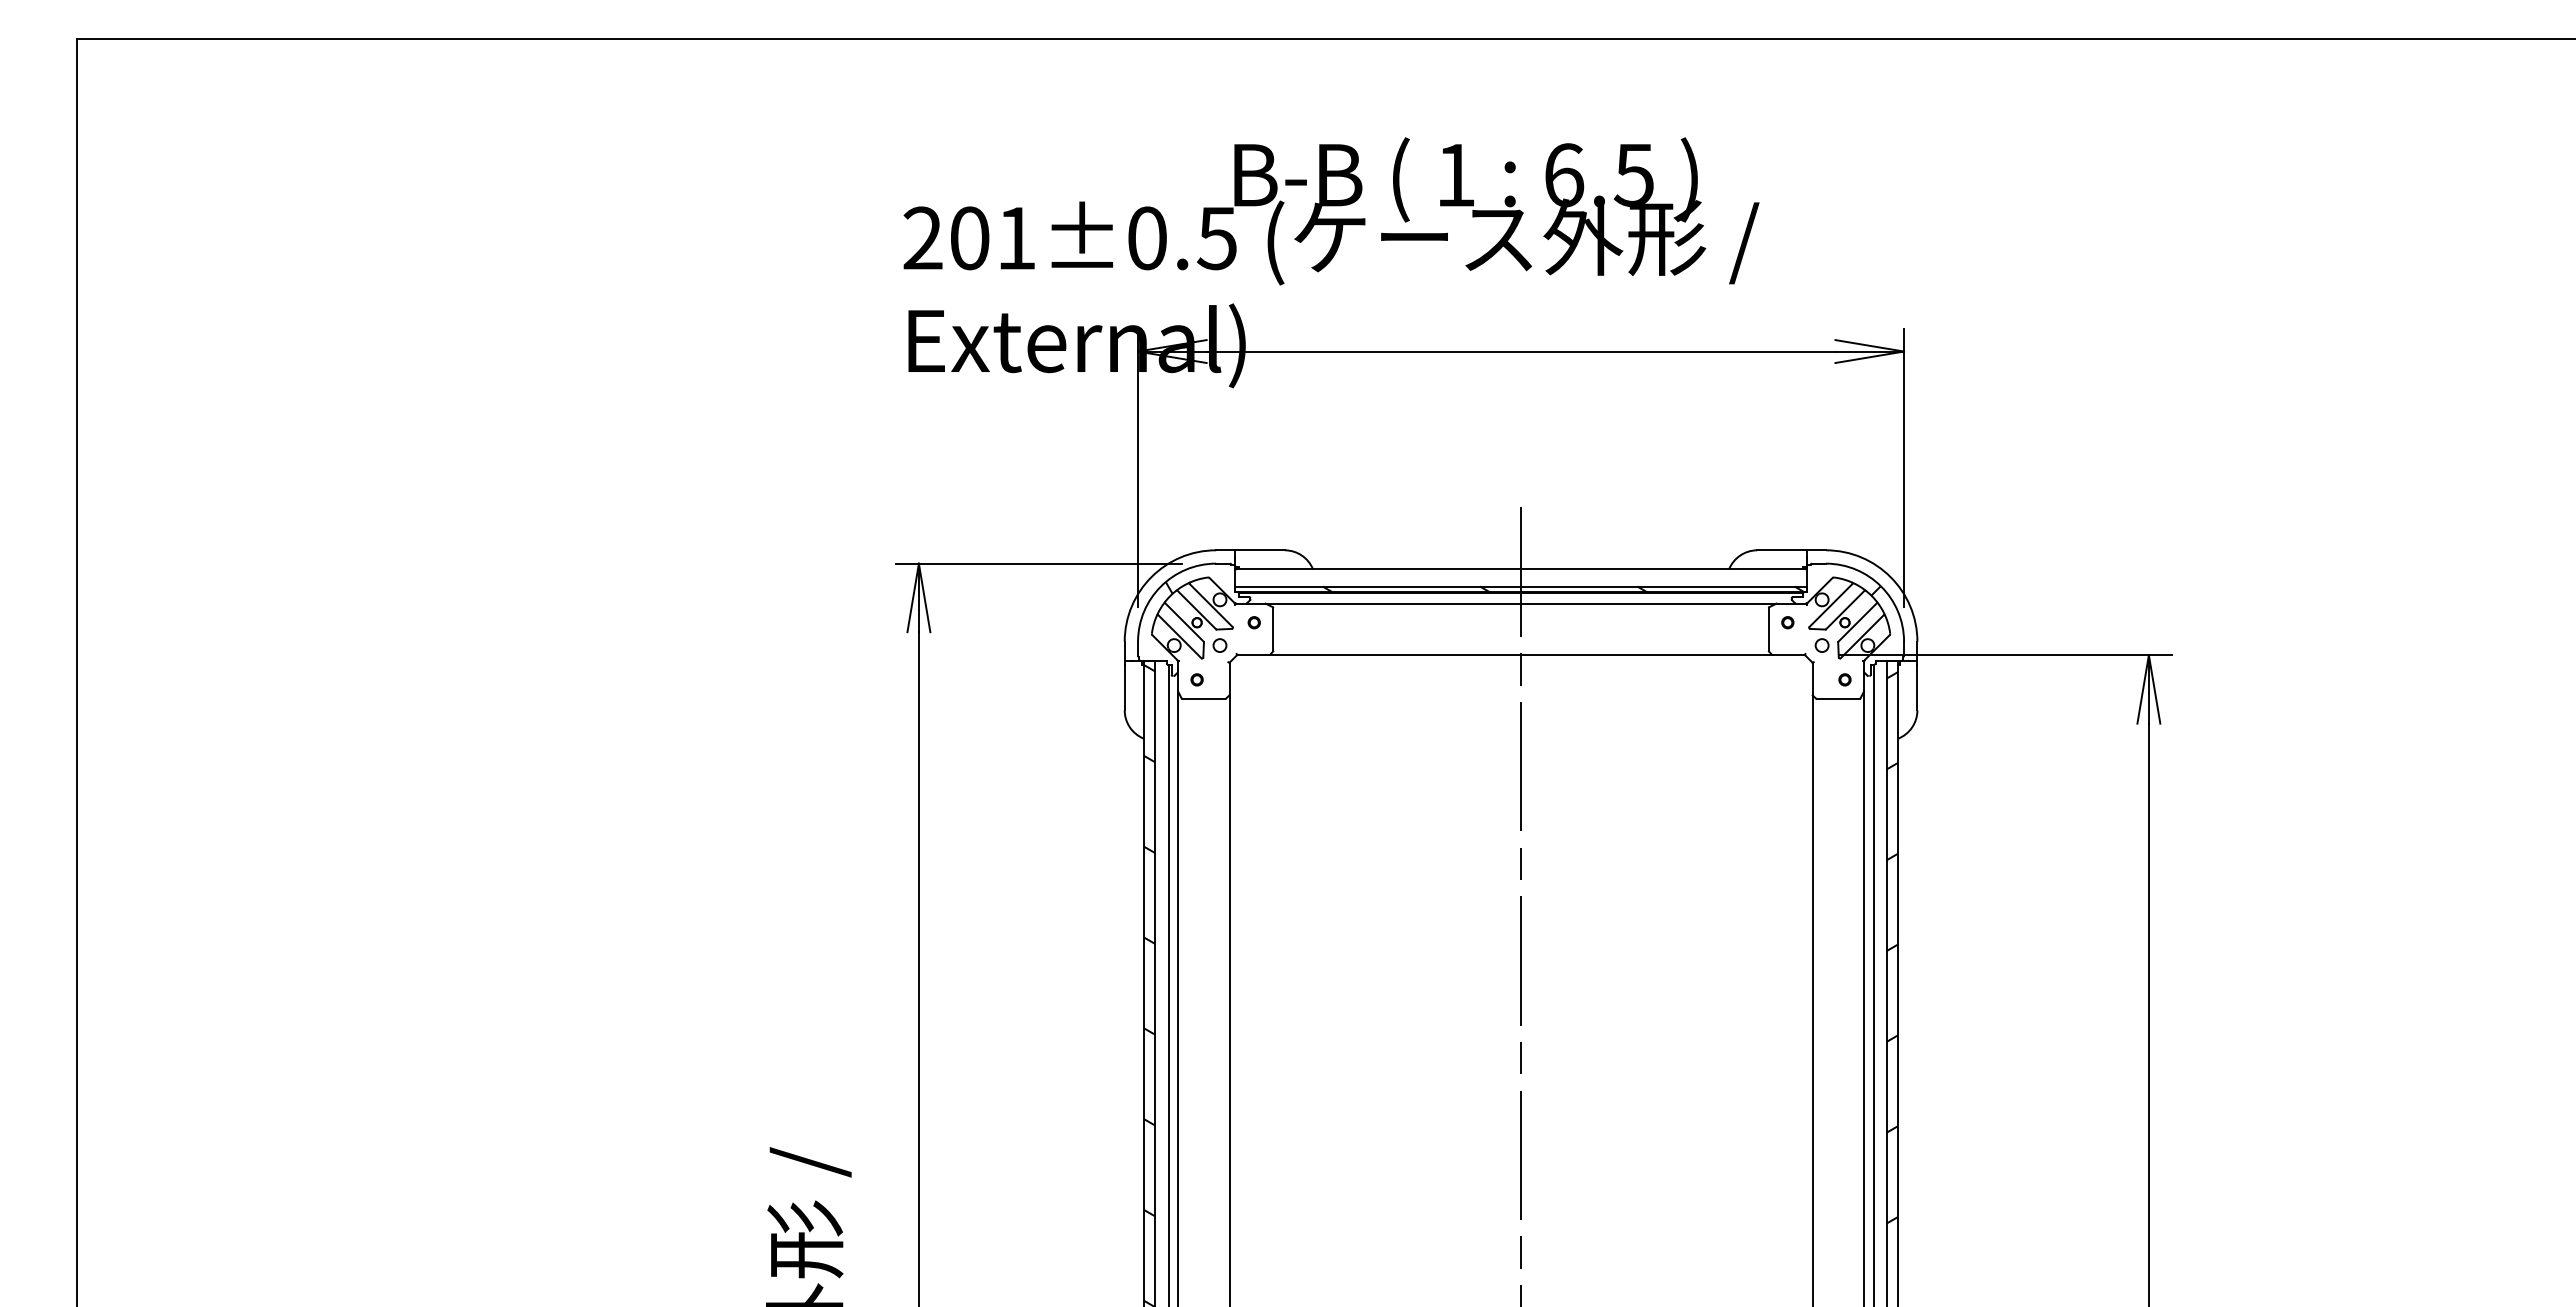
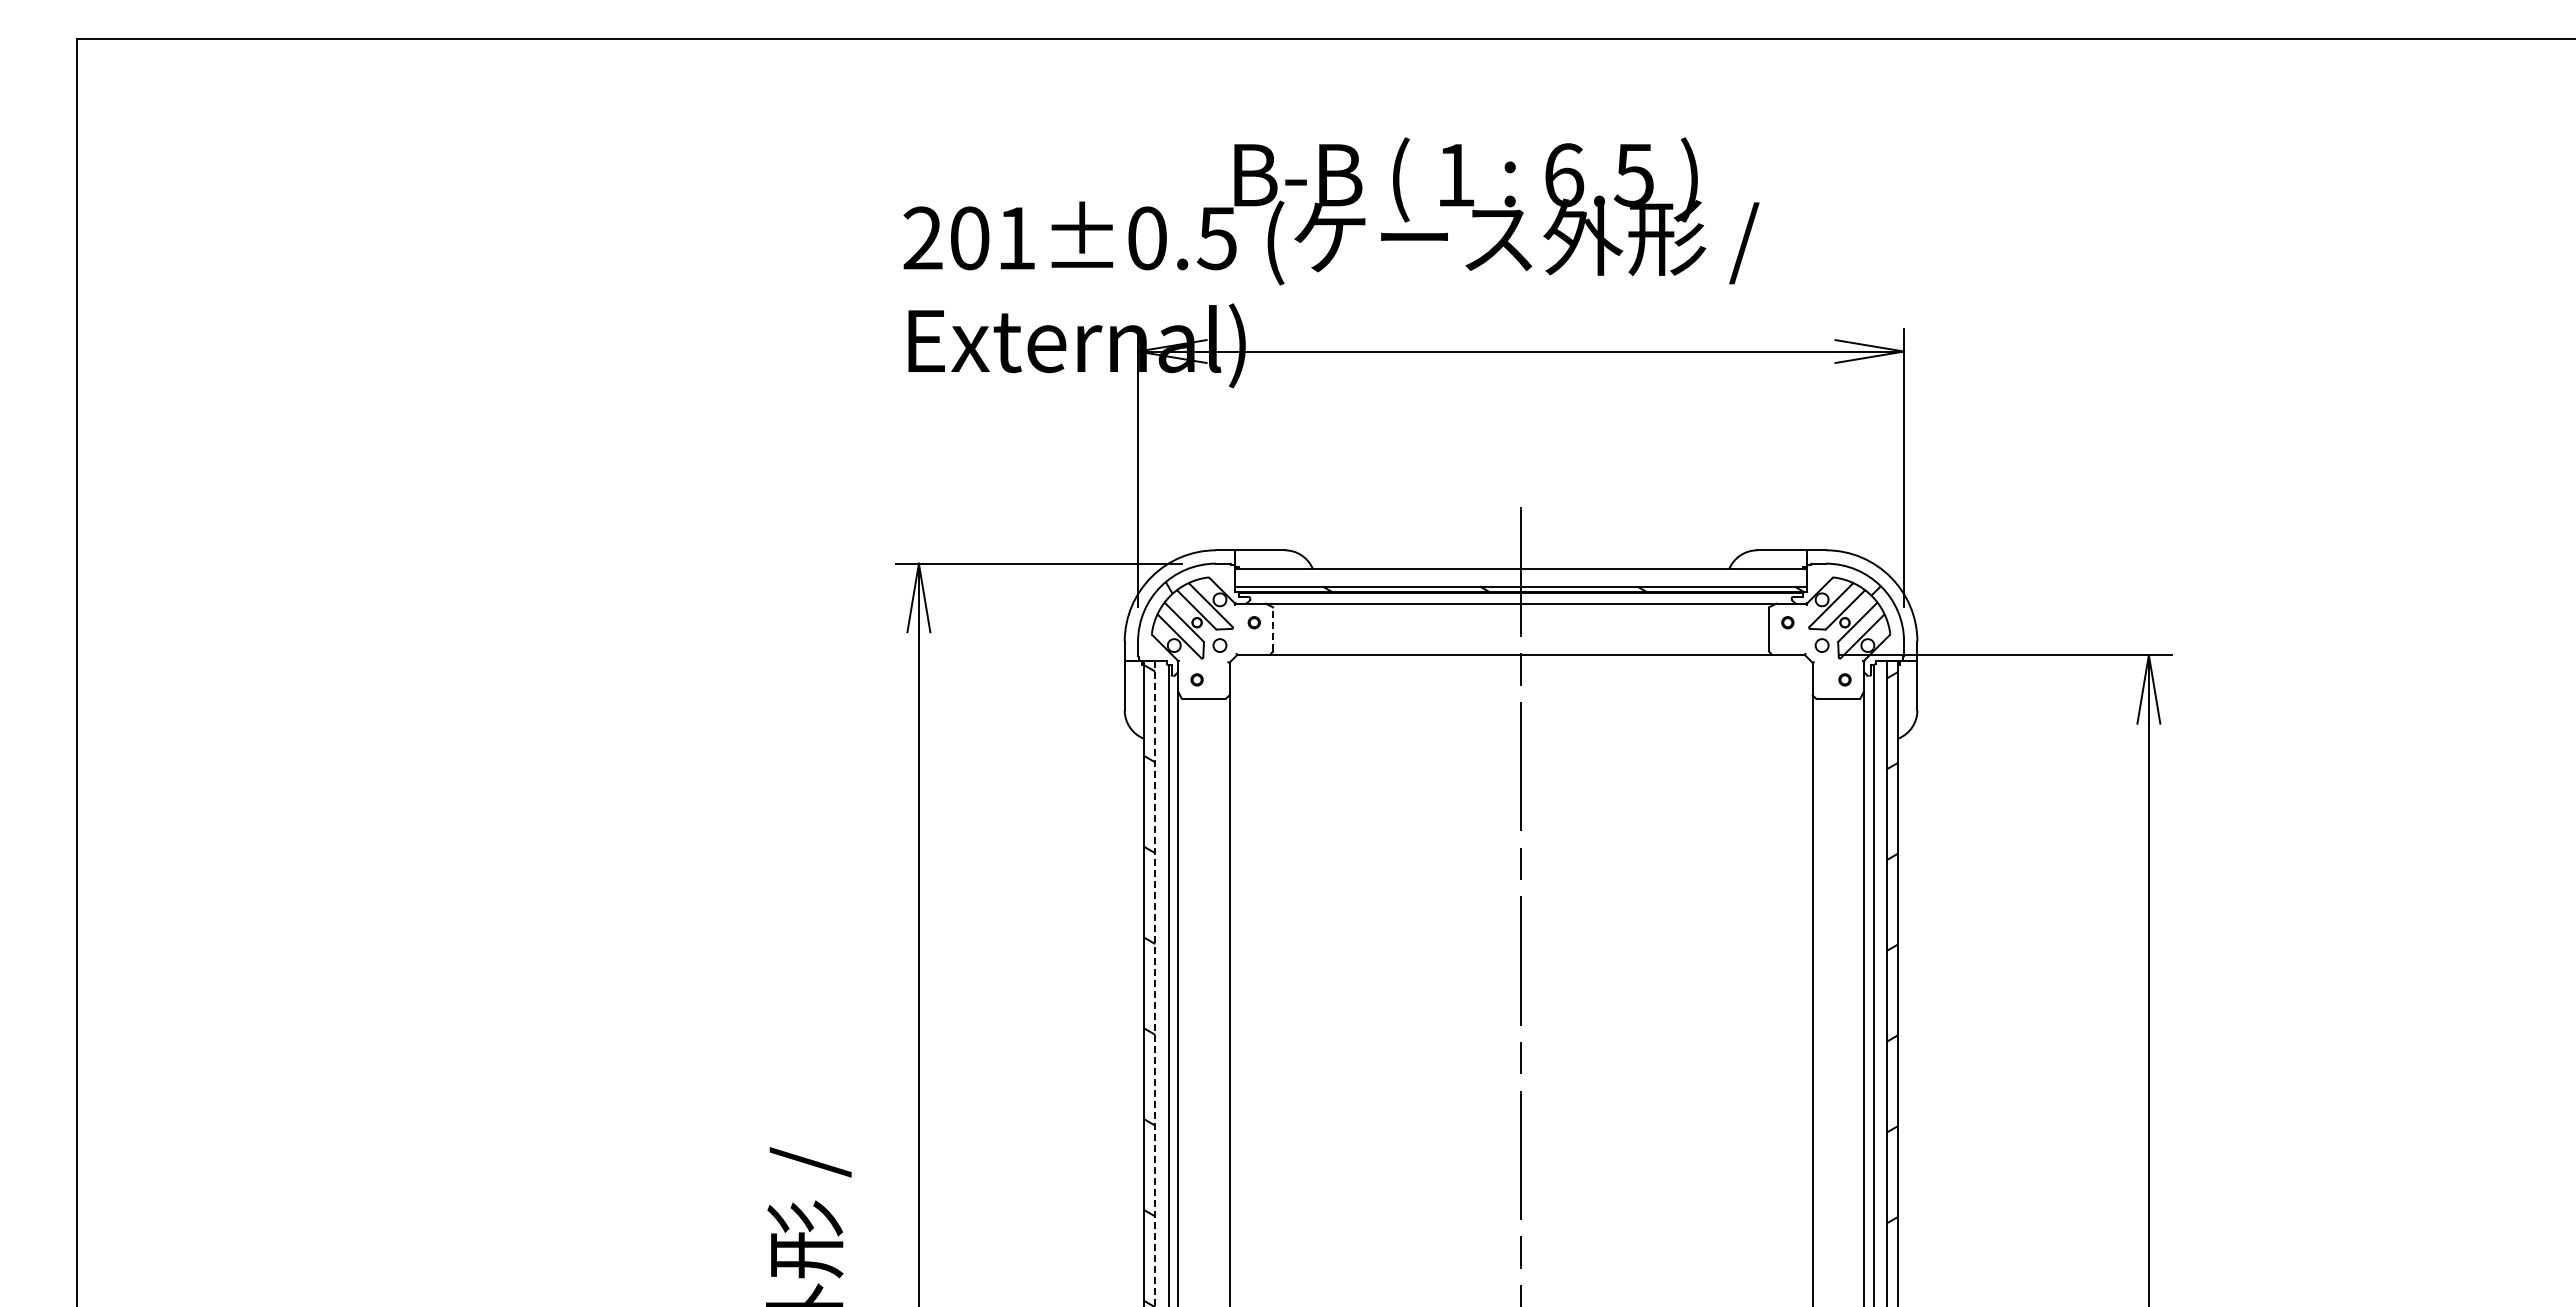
line: solid -> dashed (1273, 629)
line: solid -> dashed (1155, 983)
